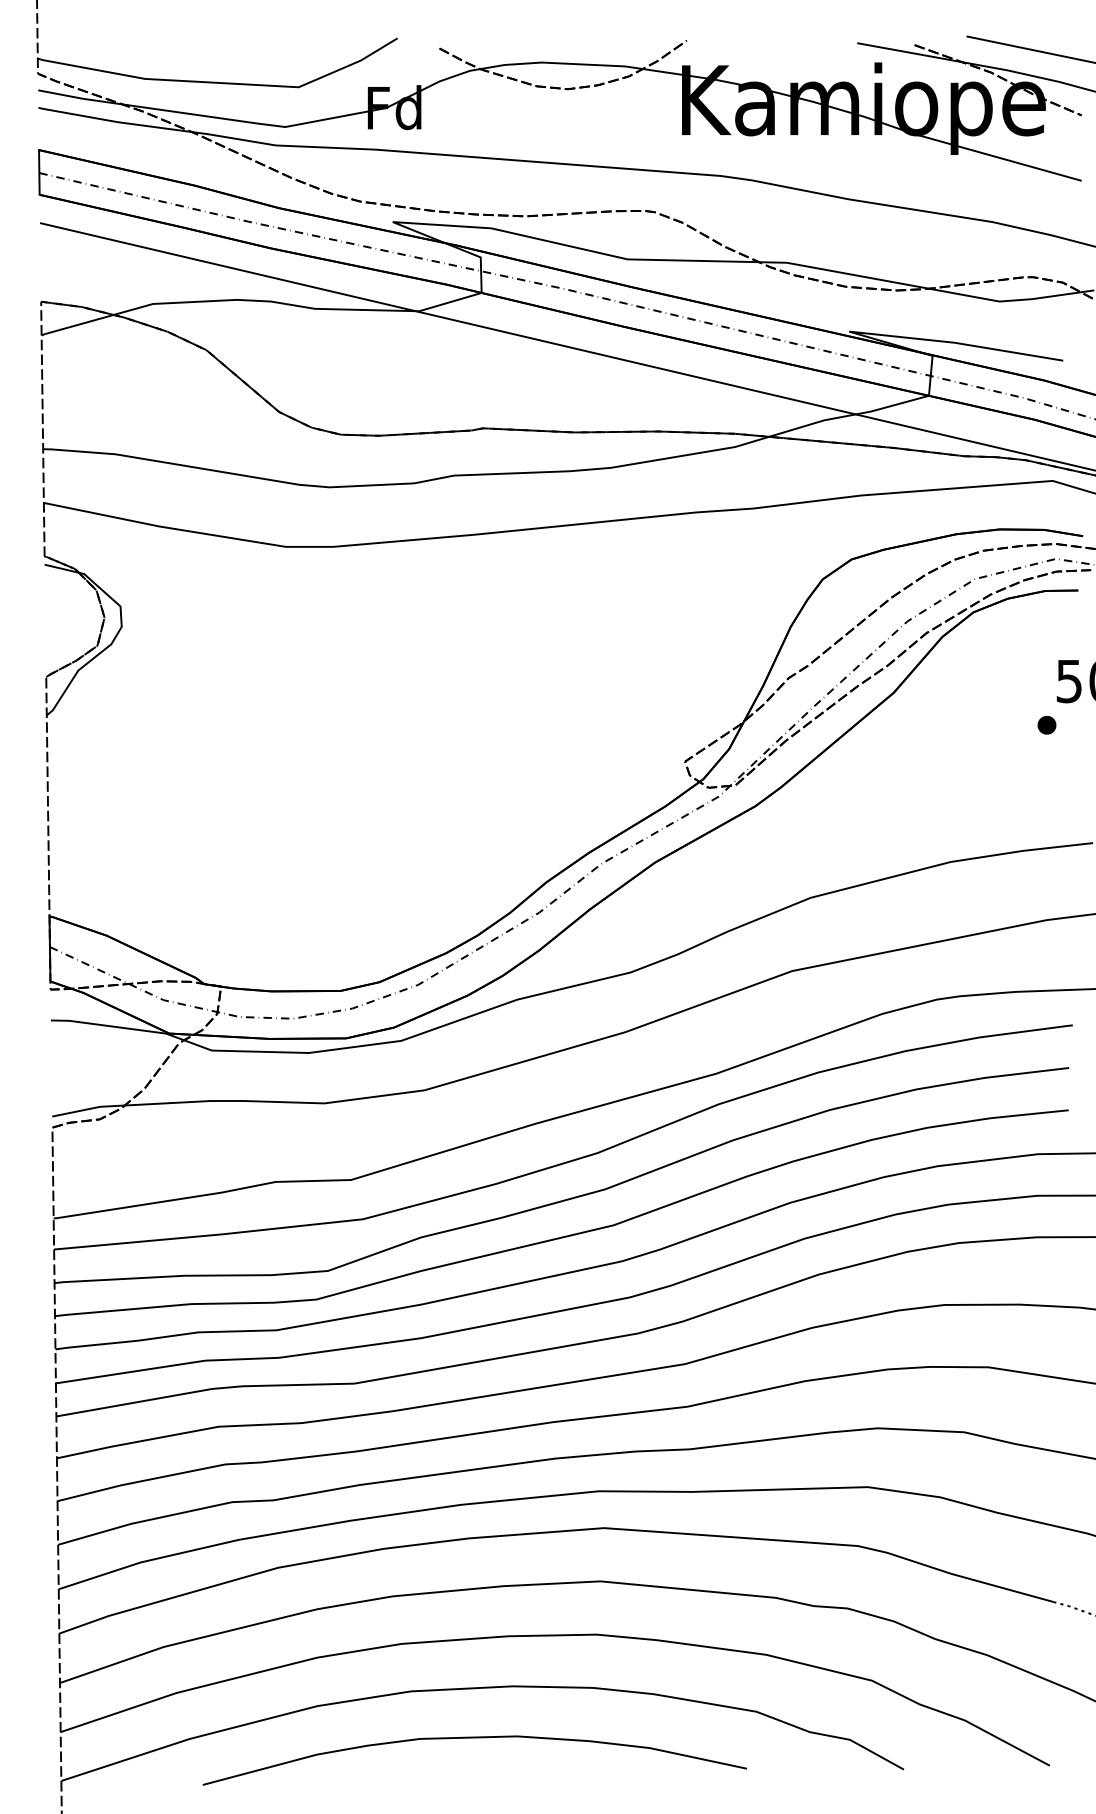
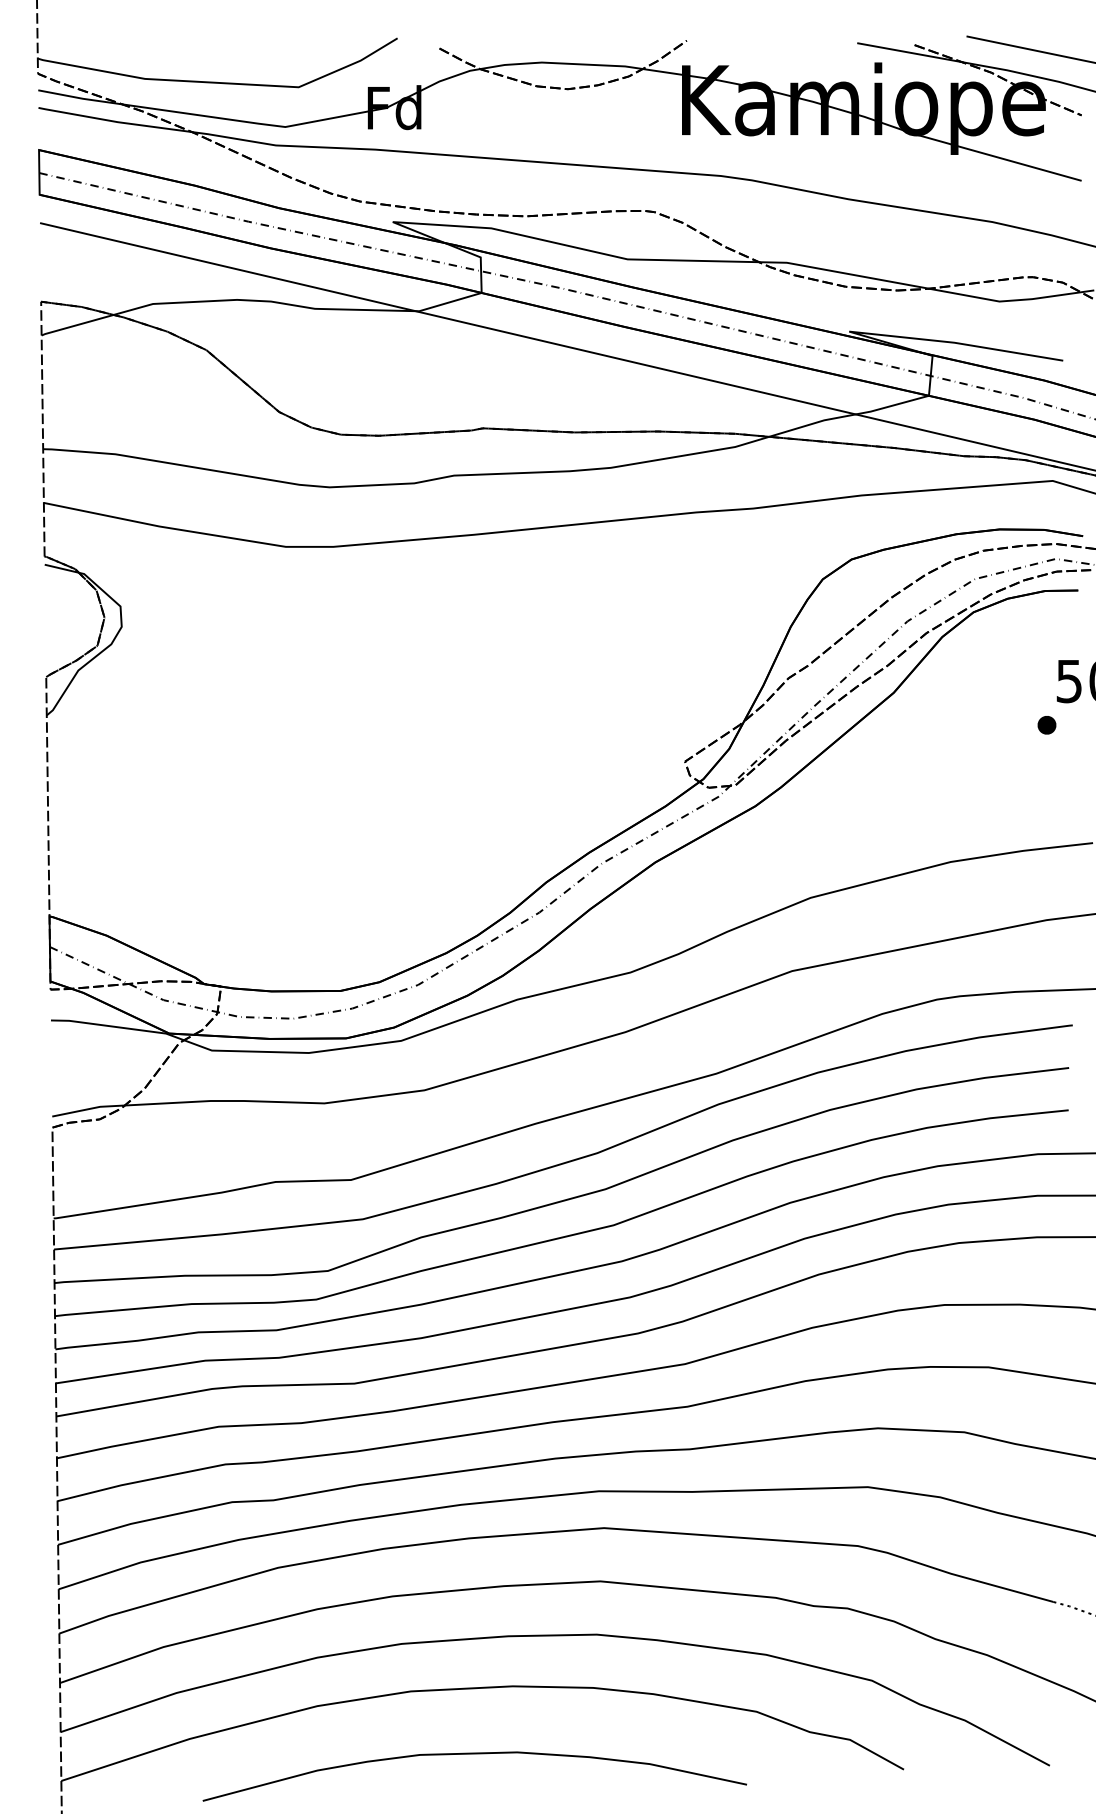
curve position: (474, 1738) -> (474, 1754) (474, 1754)
